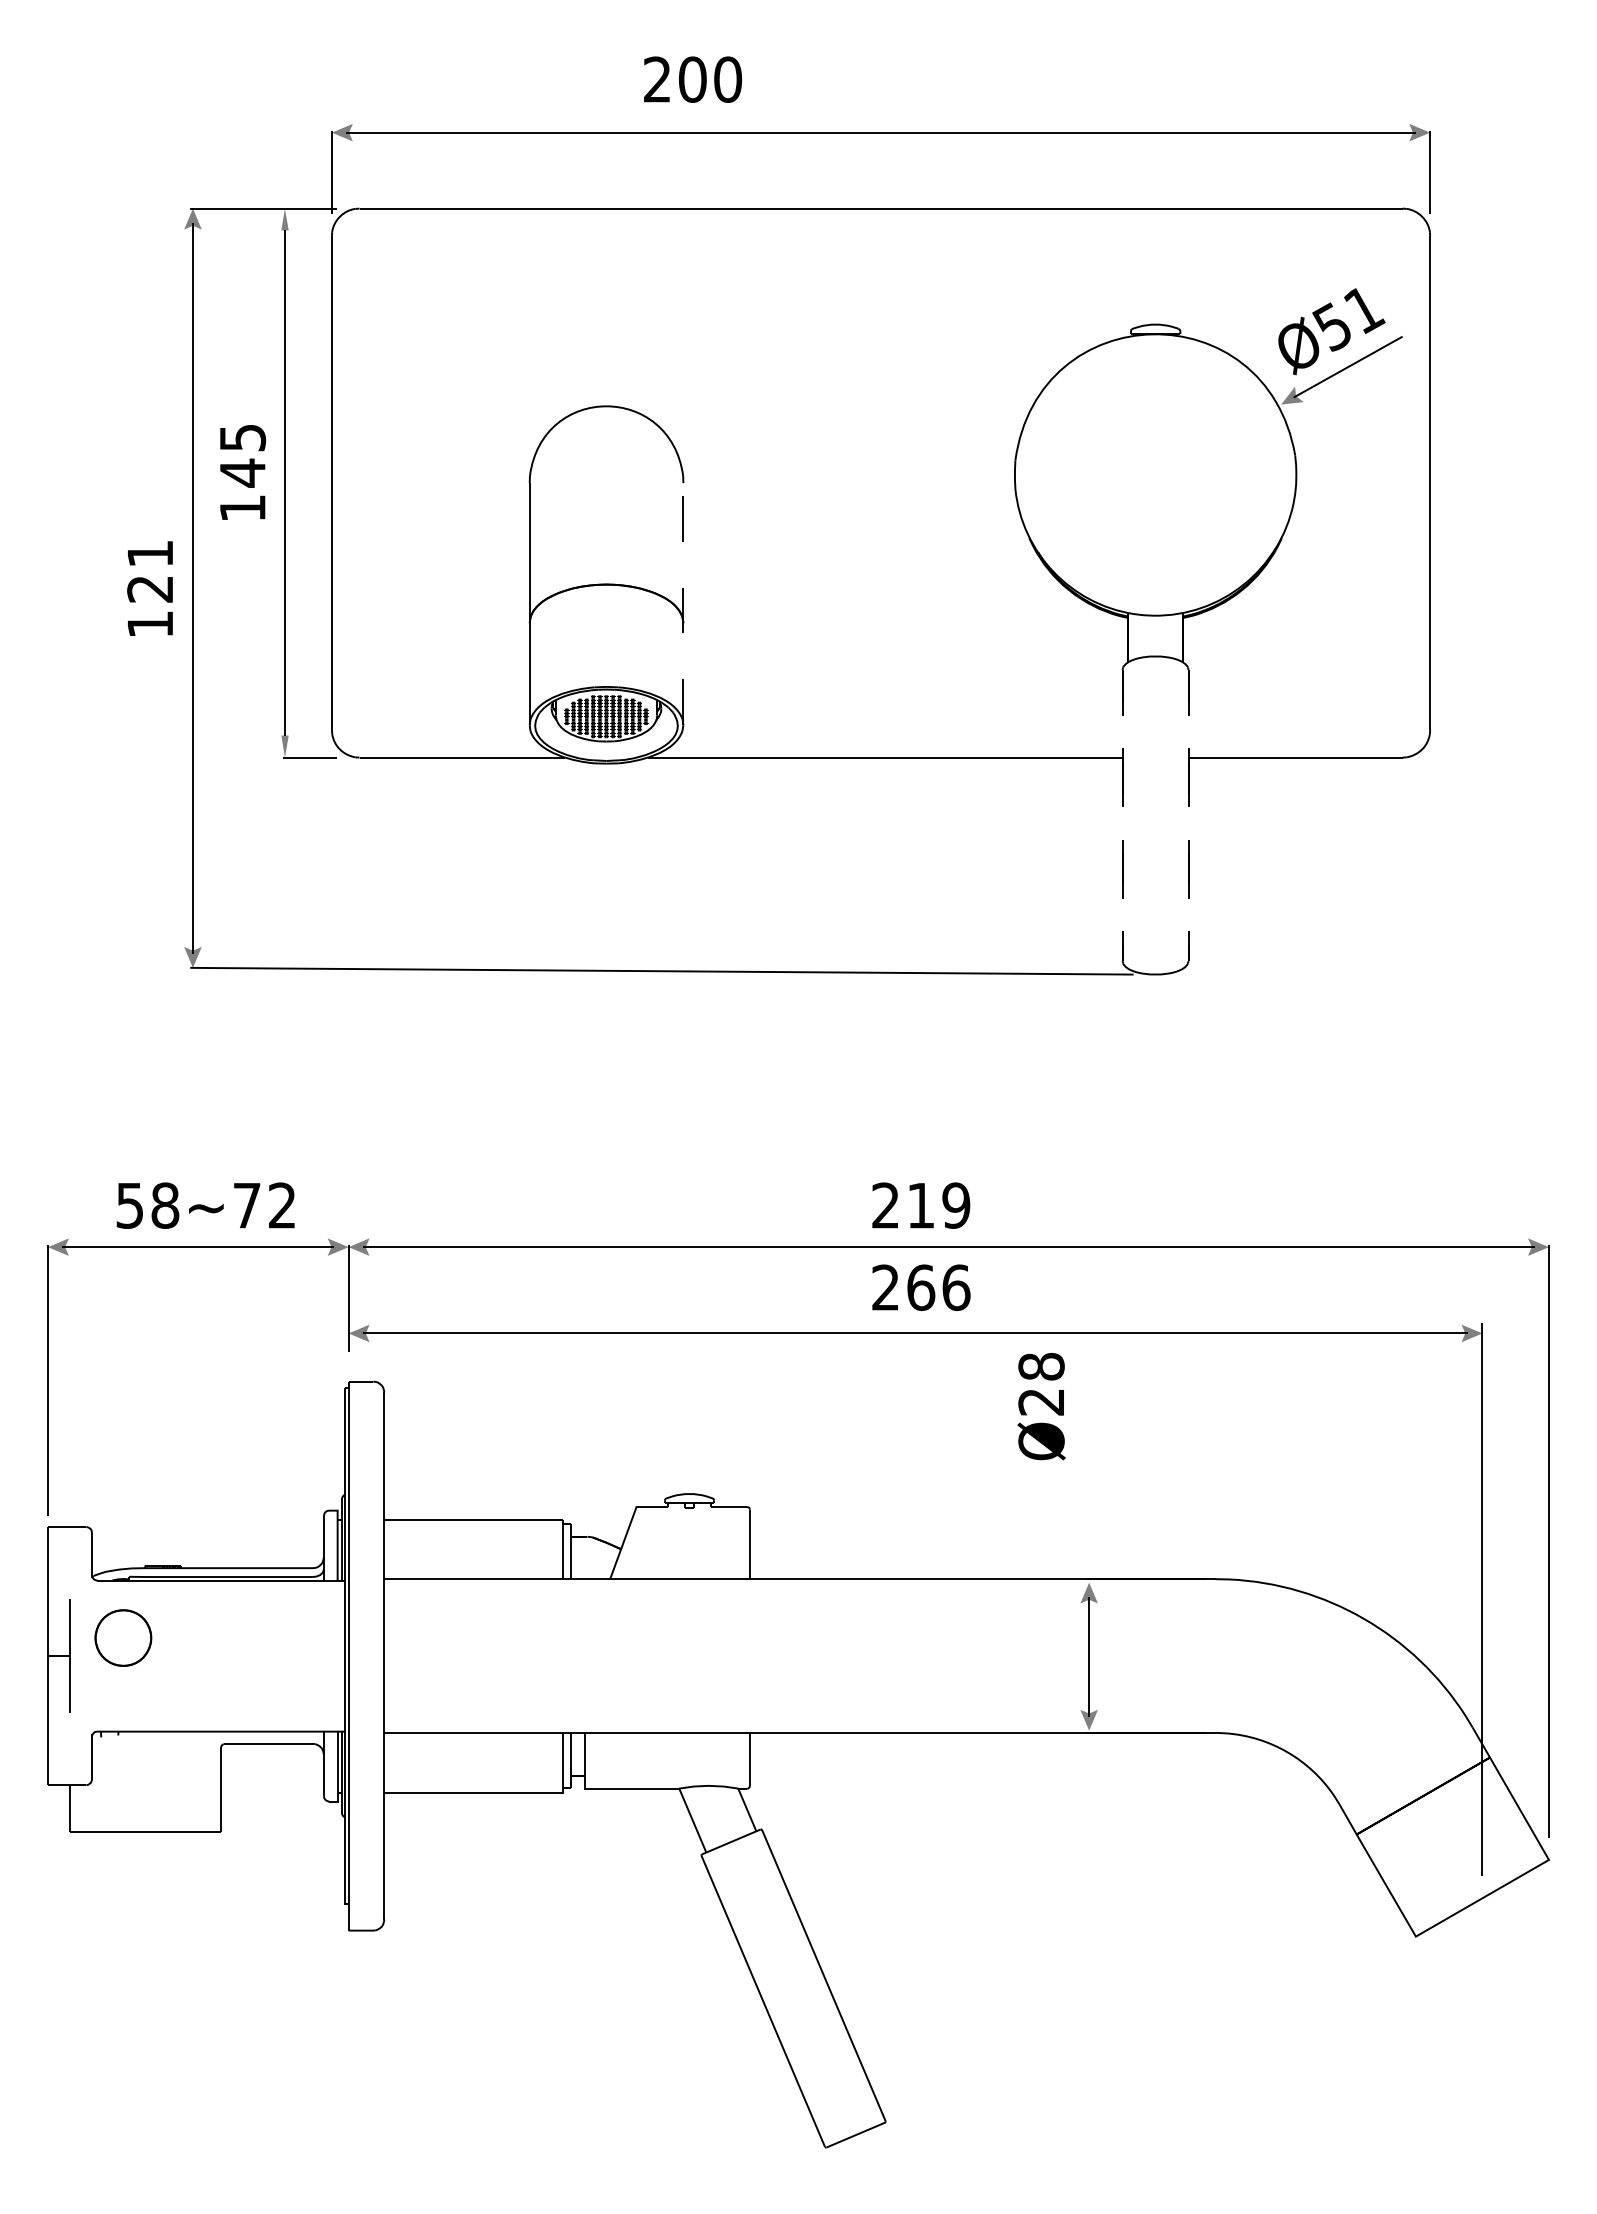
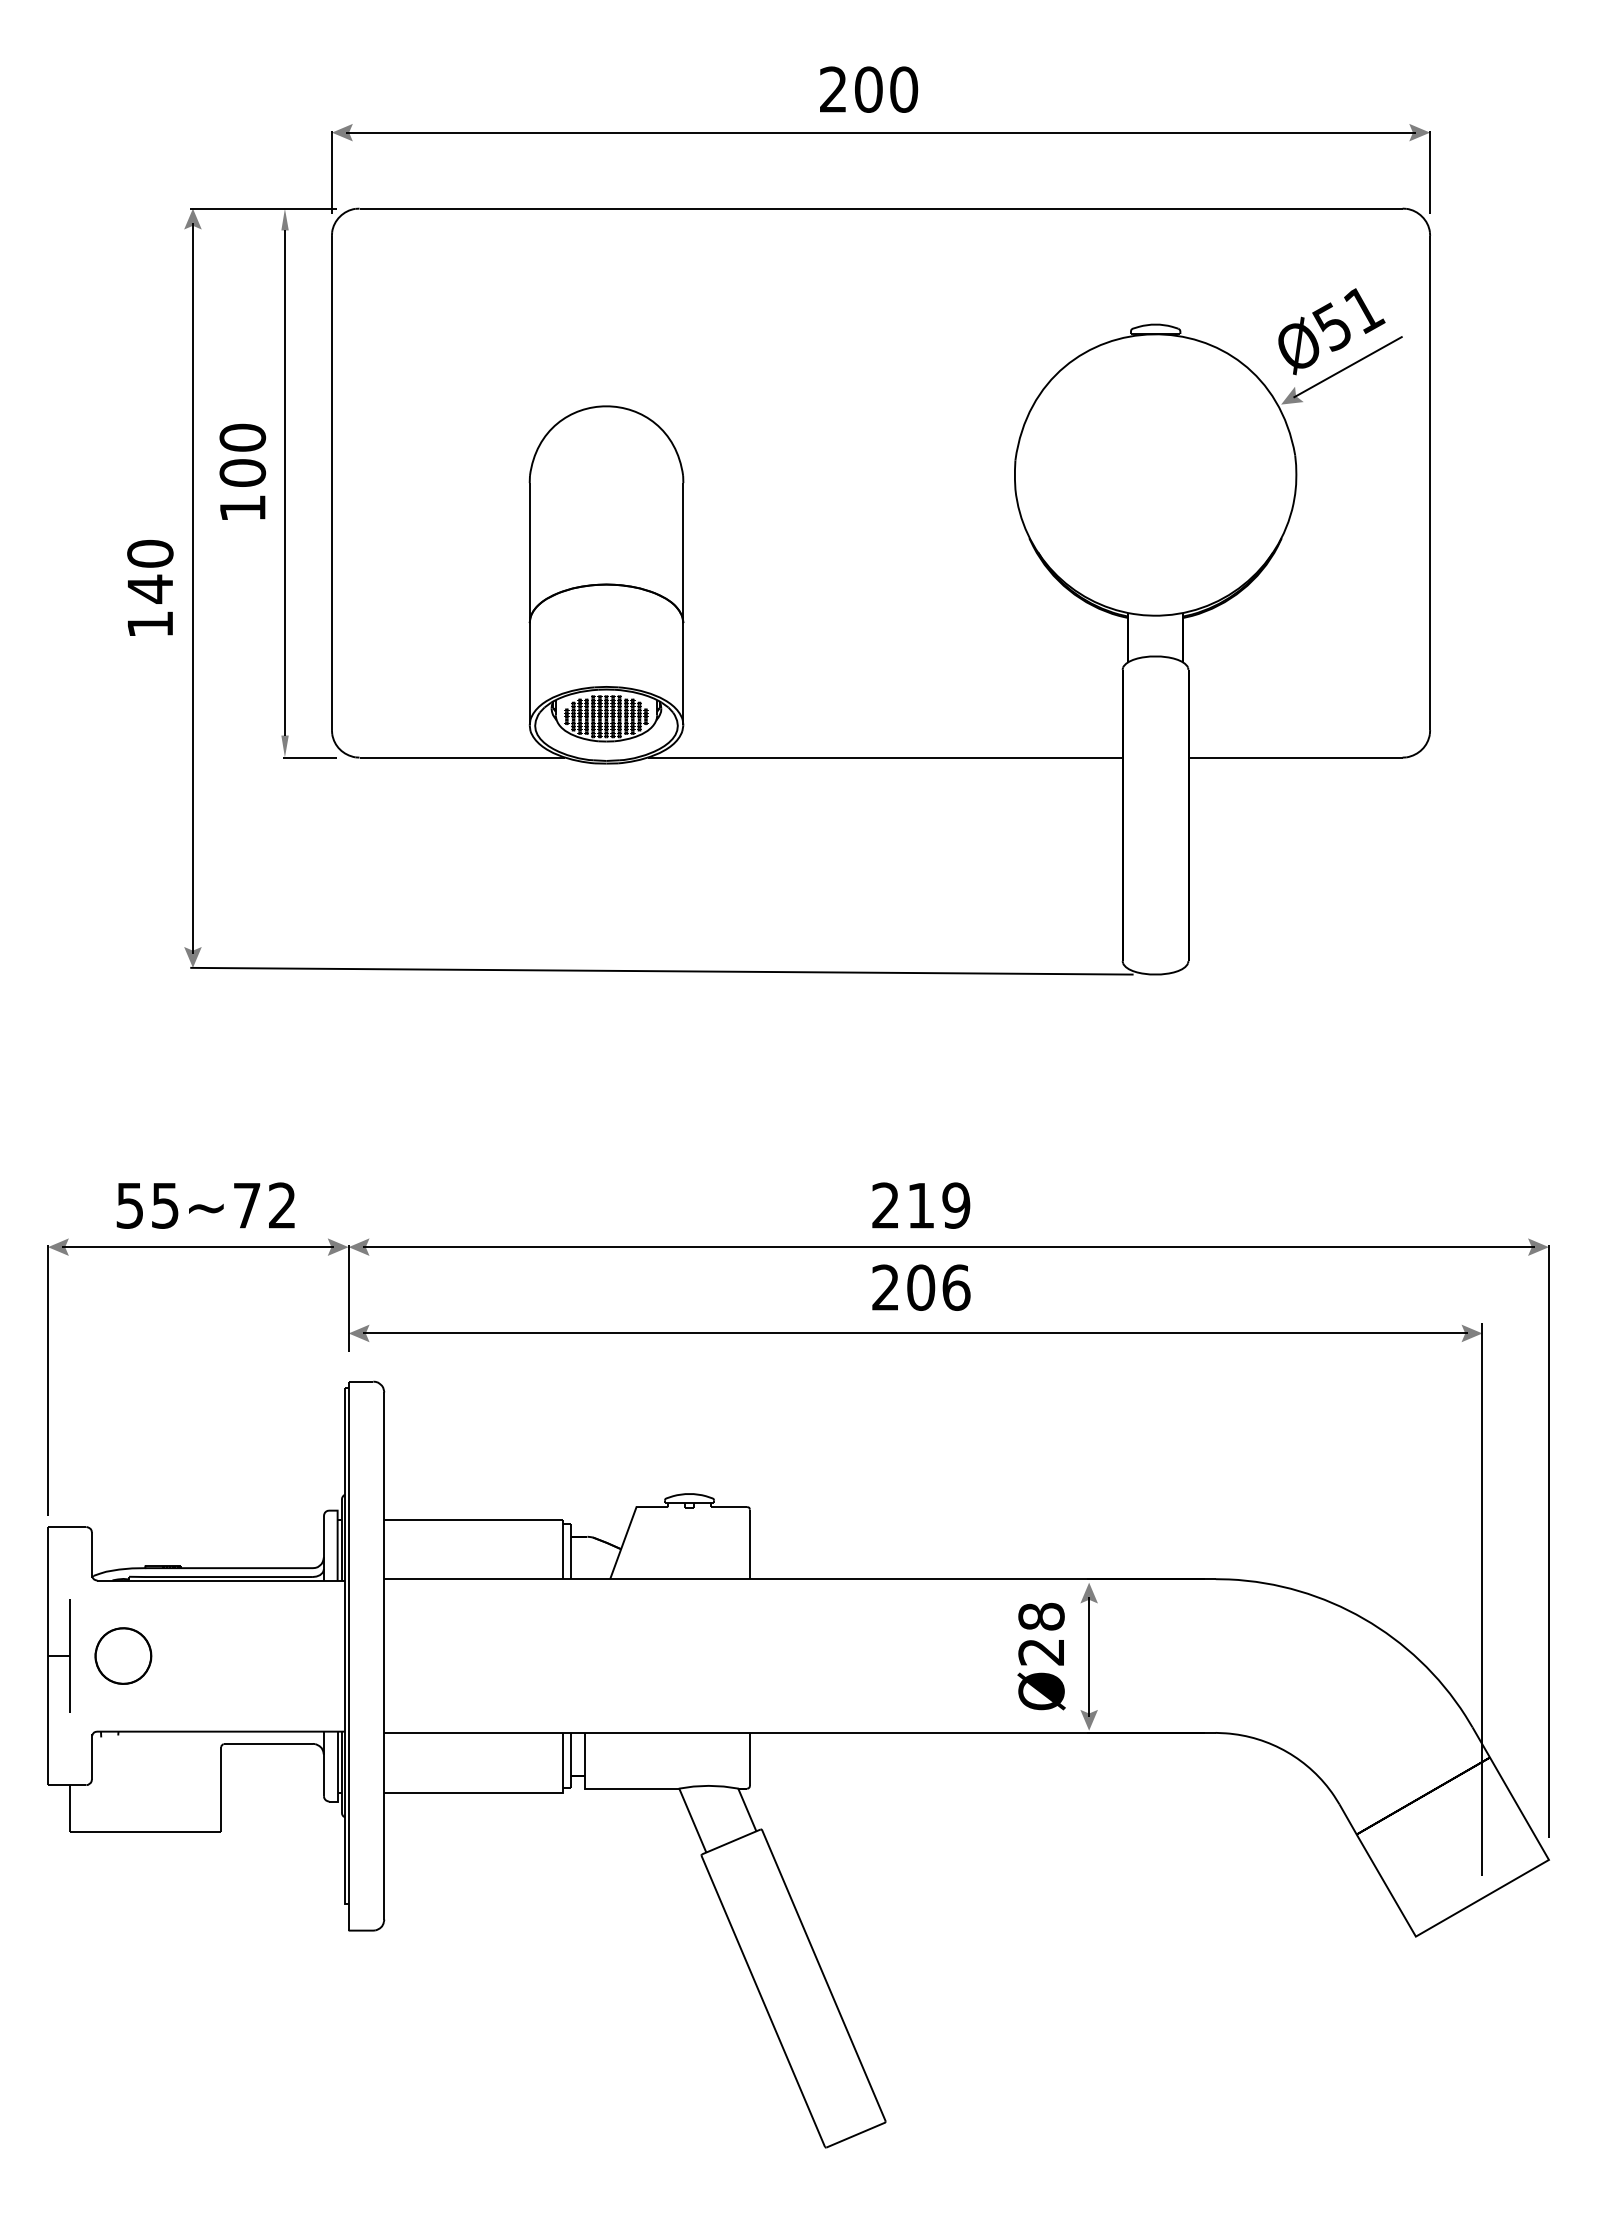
text position: (693, 79) -> (869, 89) (869, 89)
text: 145 -> 100 (242, 455)
text: 121 -> 140 (150, 571)
line: dashed -> solid (683, 603)
line: dashed -> solid (1122, 961)
line: dashed -> solid (1188, 961)
text: 58~72 -> 55~72 (165, 1205)
text: 266 -> 206 (921, 1287)
text position: (1041, 1406) -> (1041, 1656) (1041, 1656)
part position: (123, 1637) -> (123, 1655) (123, 1655)
